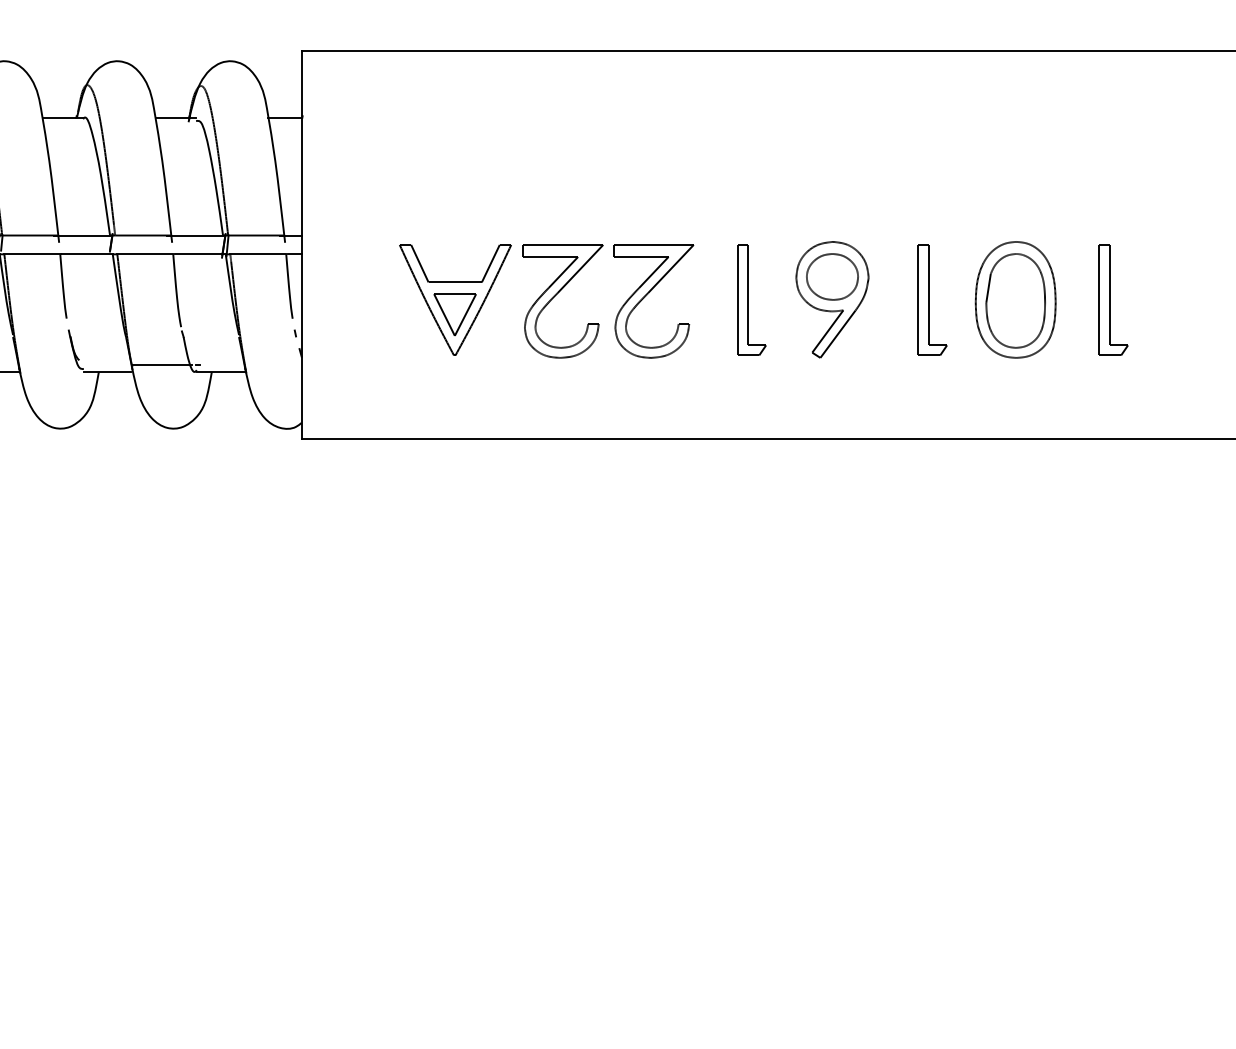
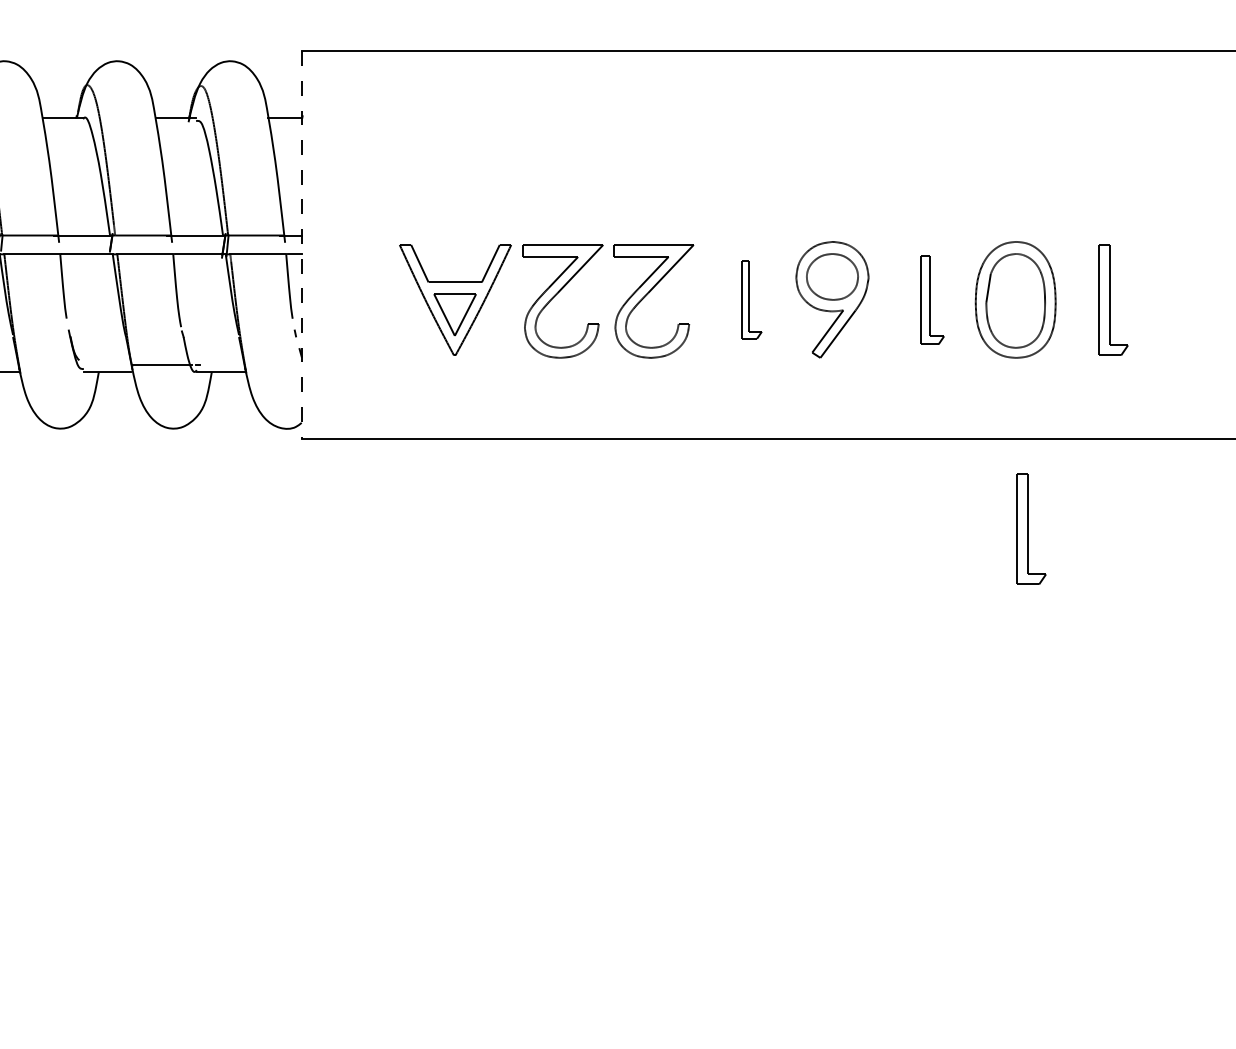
line: solid -> dashed (301, 244)
part size: 30x112 px -> 22x80 px (751, 299)
part size: 31x112 px -> 25x90 px (932, 299)
part: none -> present (1031, 528)
